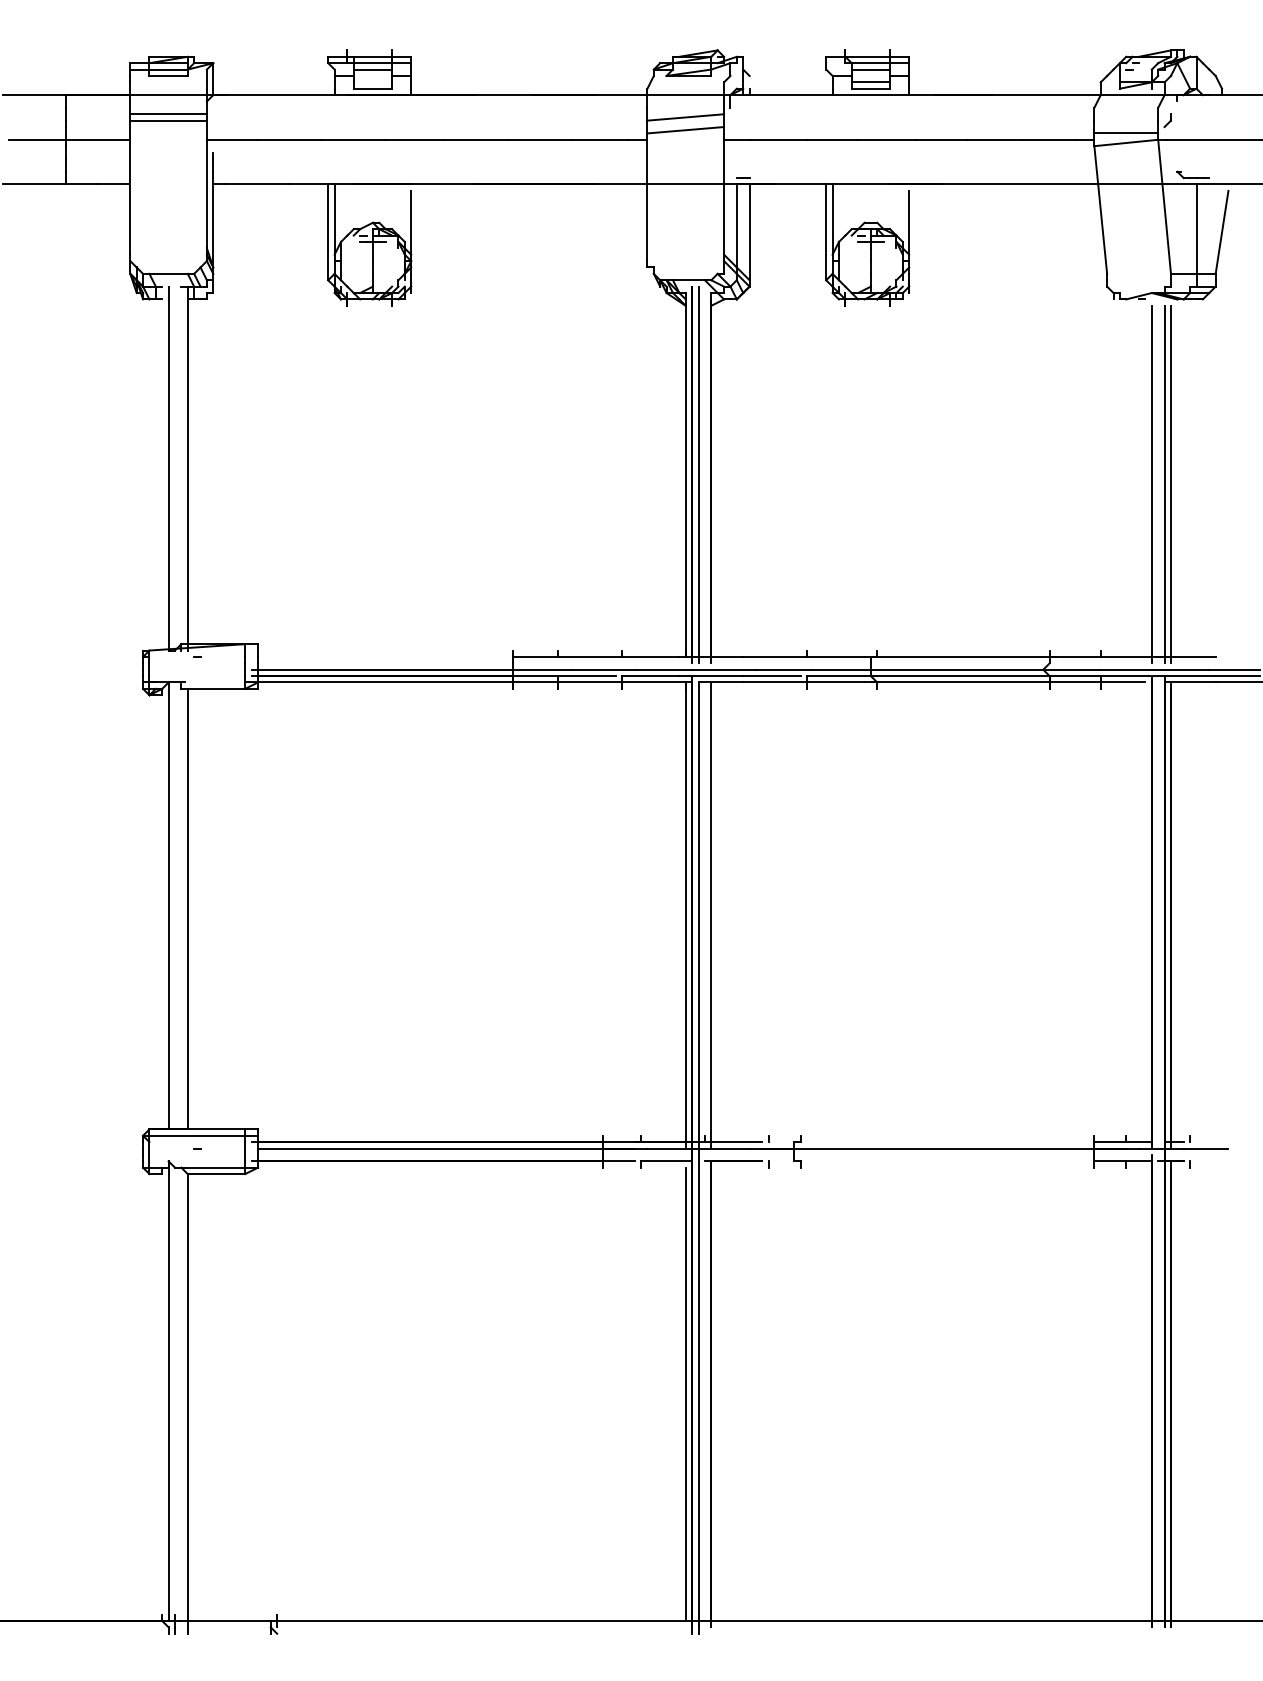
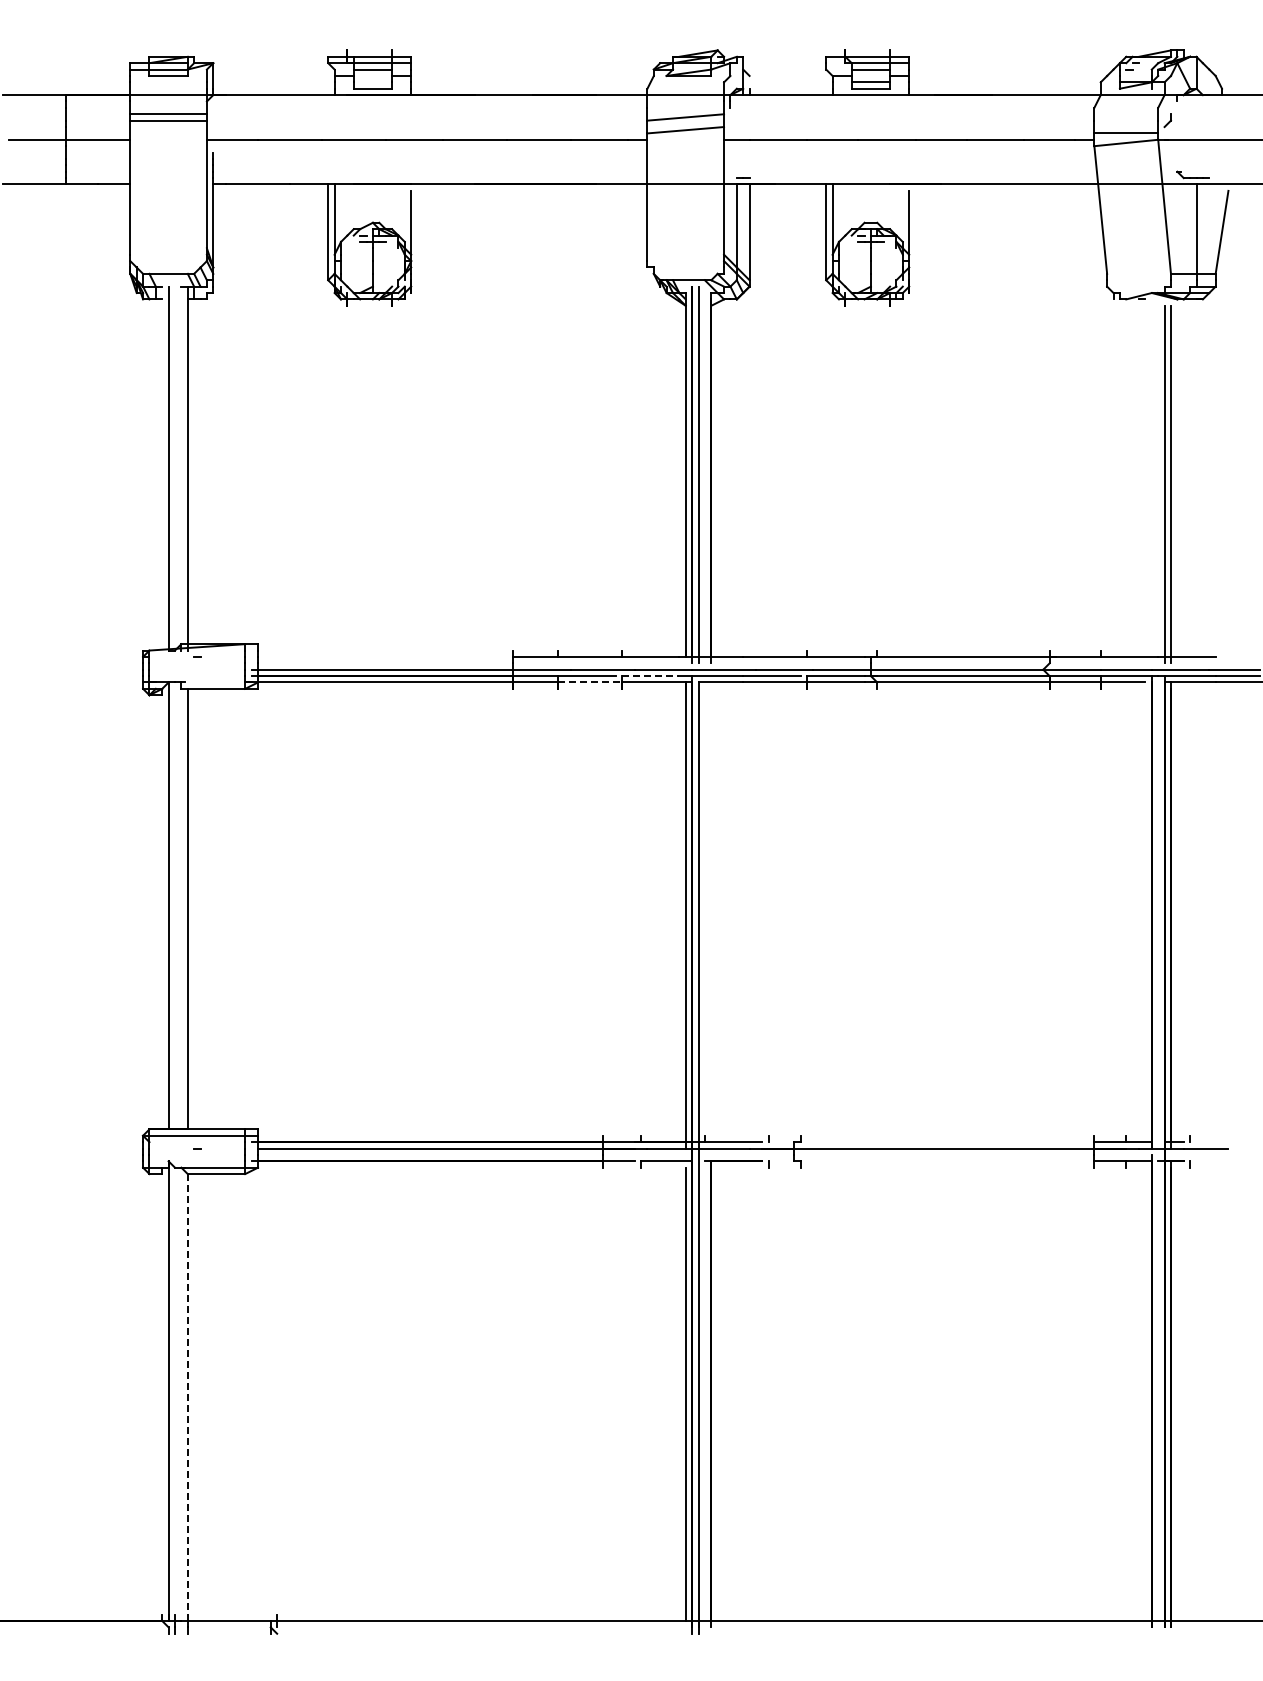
line: present -> none (1151, 484)
line: solid -> dashed (650, 676)
line: solid -> dashed (590, 682)
line: present -> none (711, 915)
line: solid -> dashed (187, 1397)
